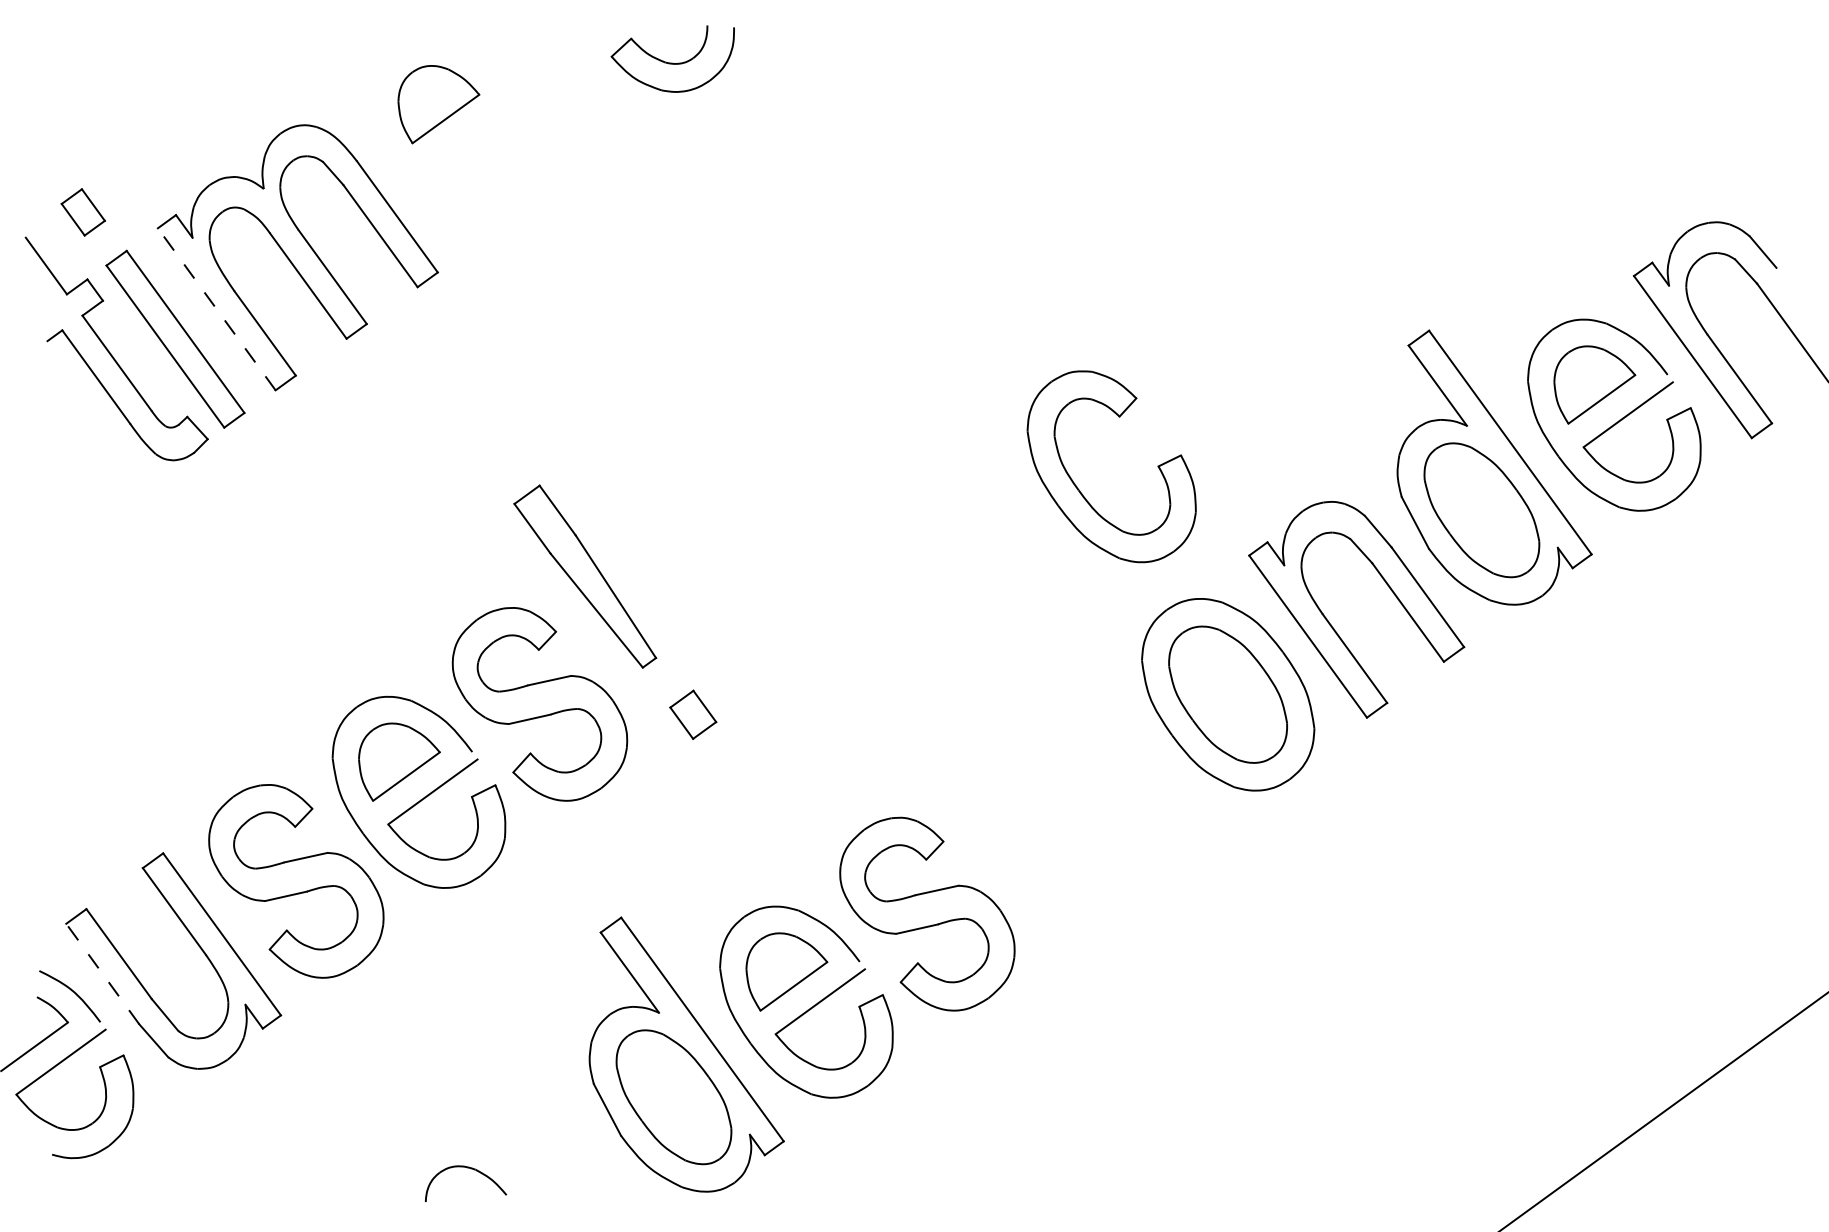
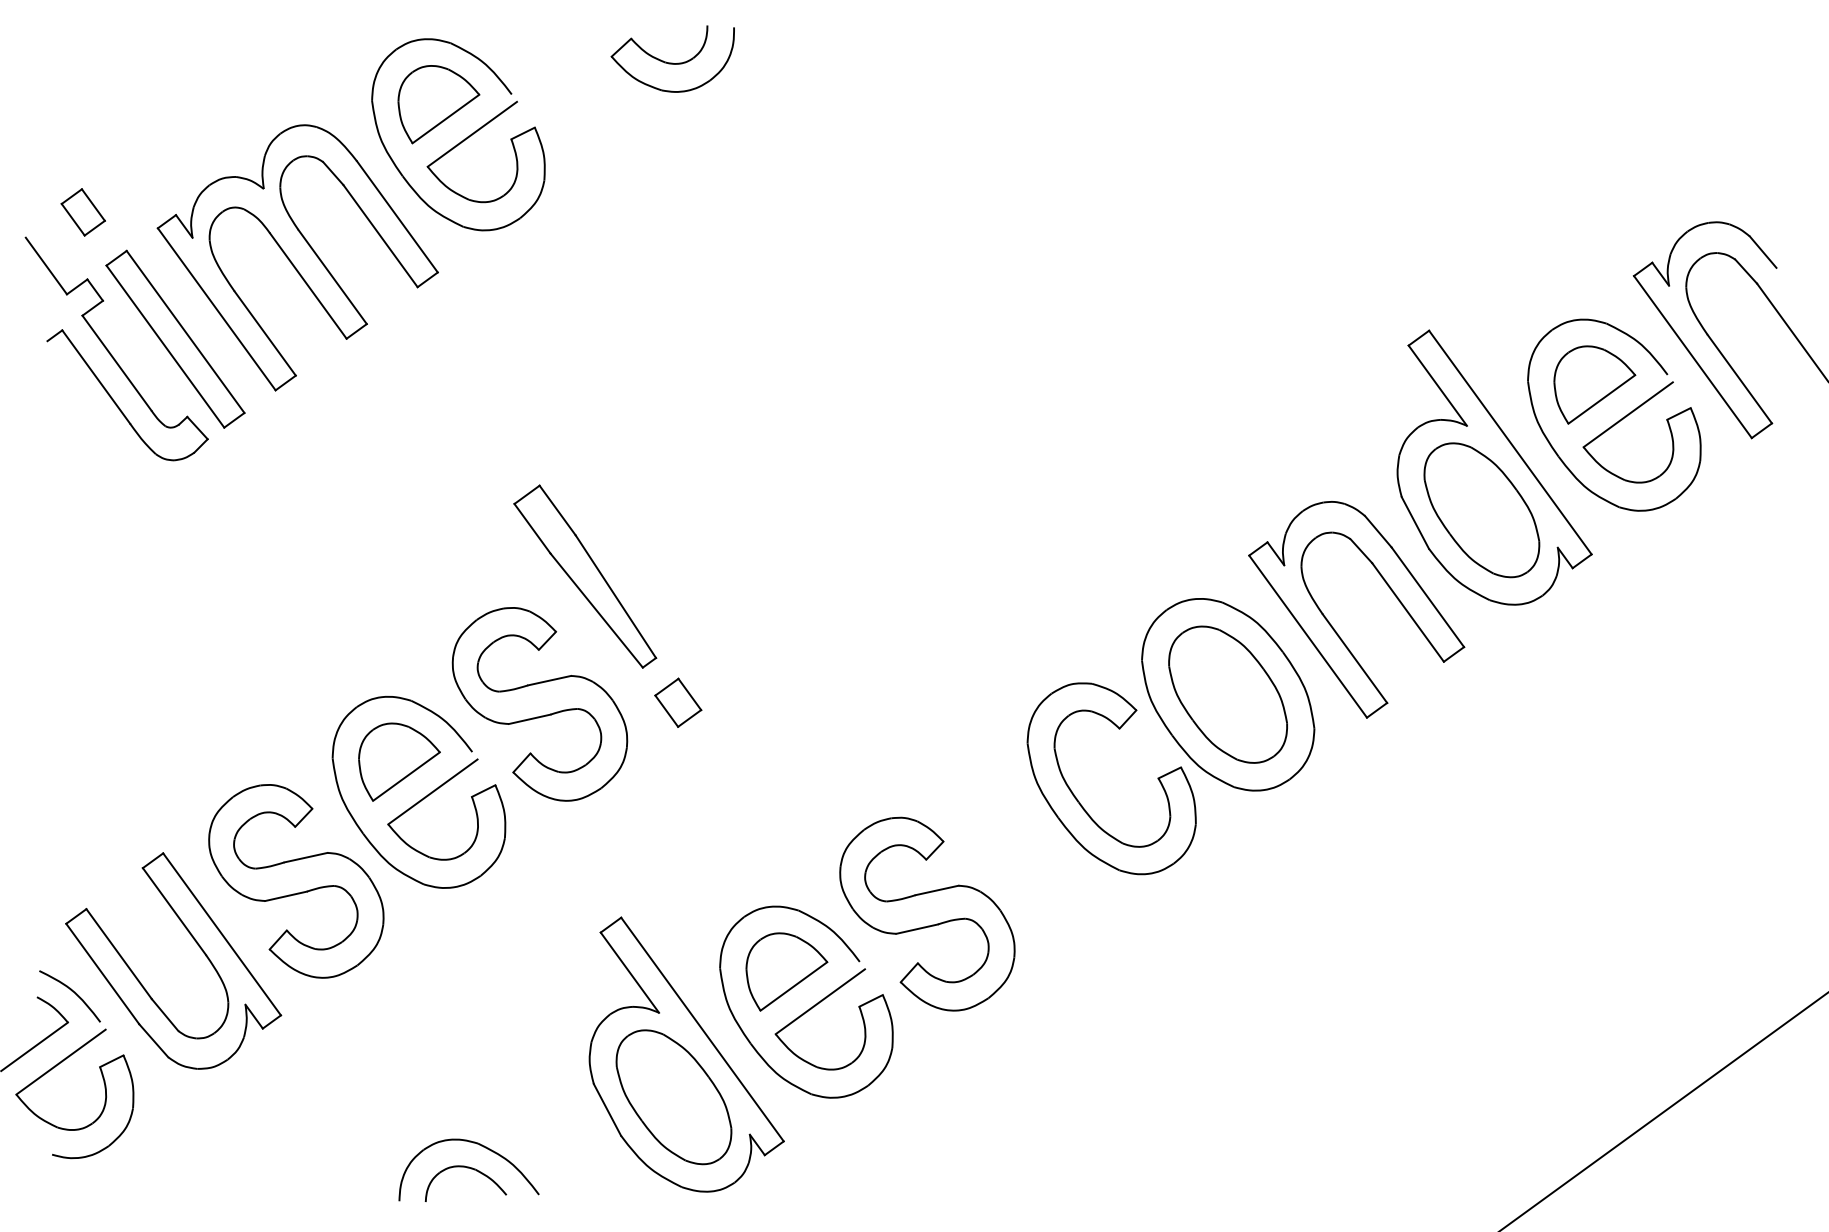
part: none -> present (463, 139)
line: dashed -> solid (216, 308)
part position: (1080, 490) -> (1080, 802) (1080, 802)
part position: (693, 714) -> (678, 702) (678, 702)
line: dashed -> solid (102, 973)
part: none -> present (479, 1145)
